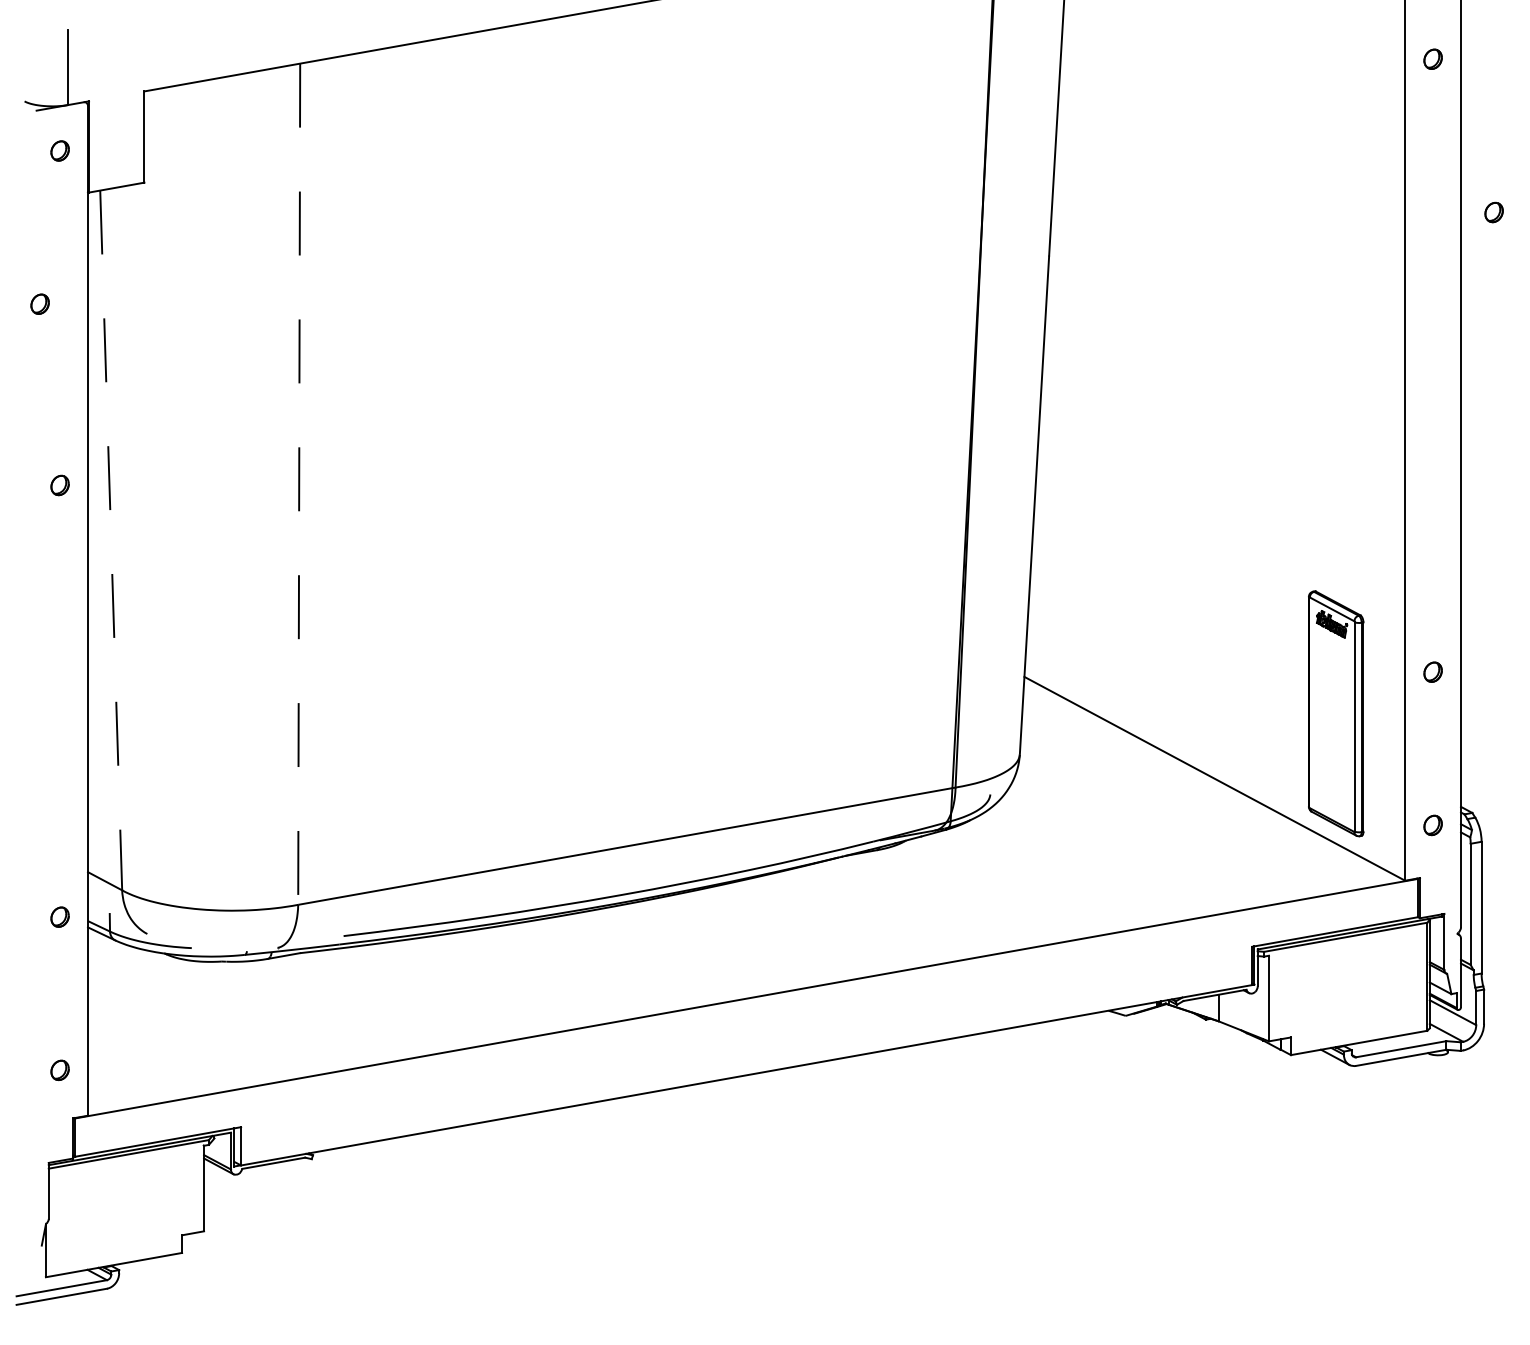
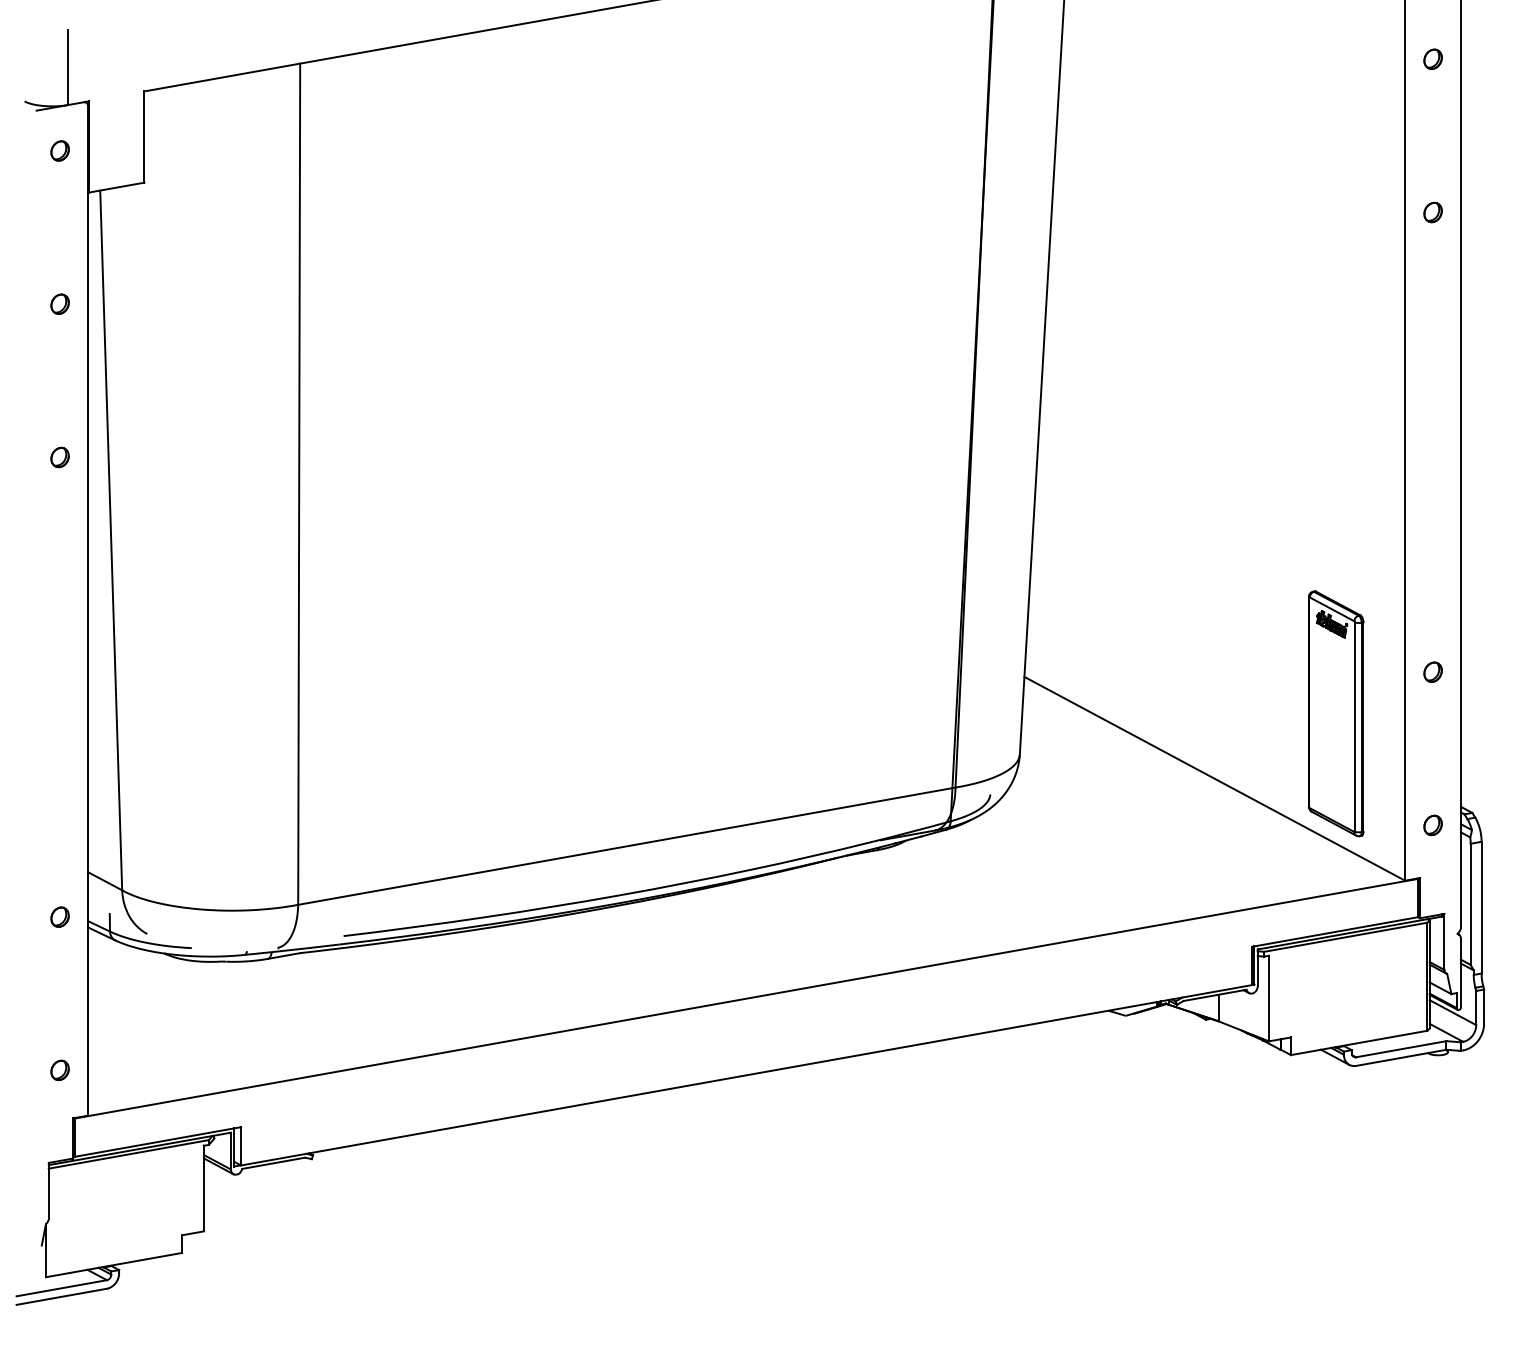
part position: (1493, 212) -> (1432, 212) (1432, 212)
part position: (39, 303) -> (59, 303) (59, 303)
line: dashed -> solid (299, 484)
part position: (59, 485) -> (59, 457) (59, 457)
line: dashed -> solid (111, 540)
